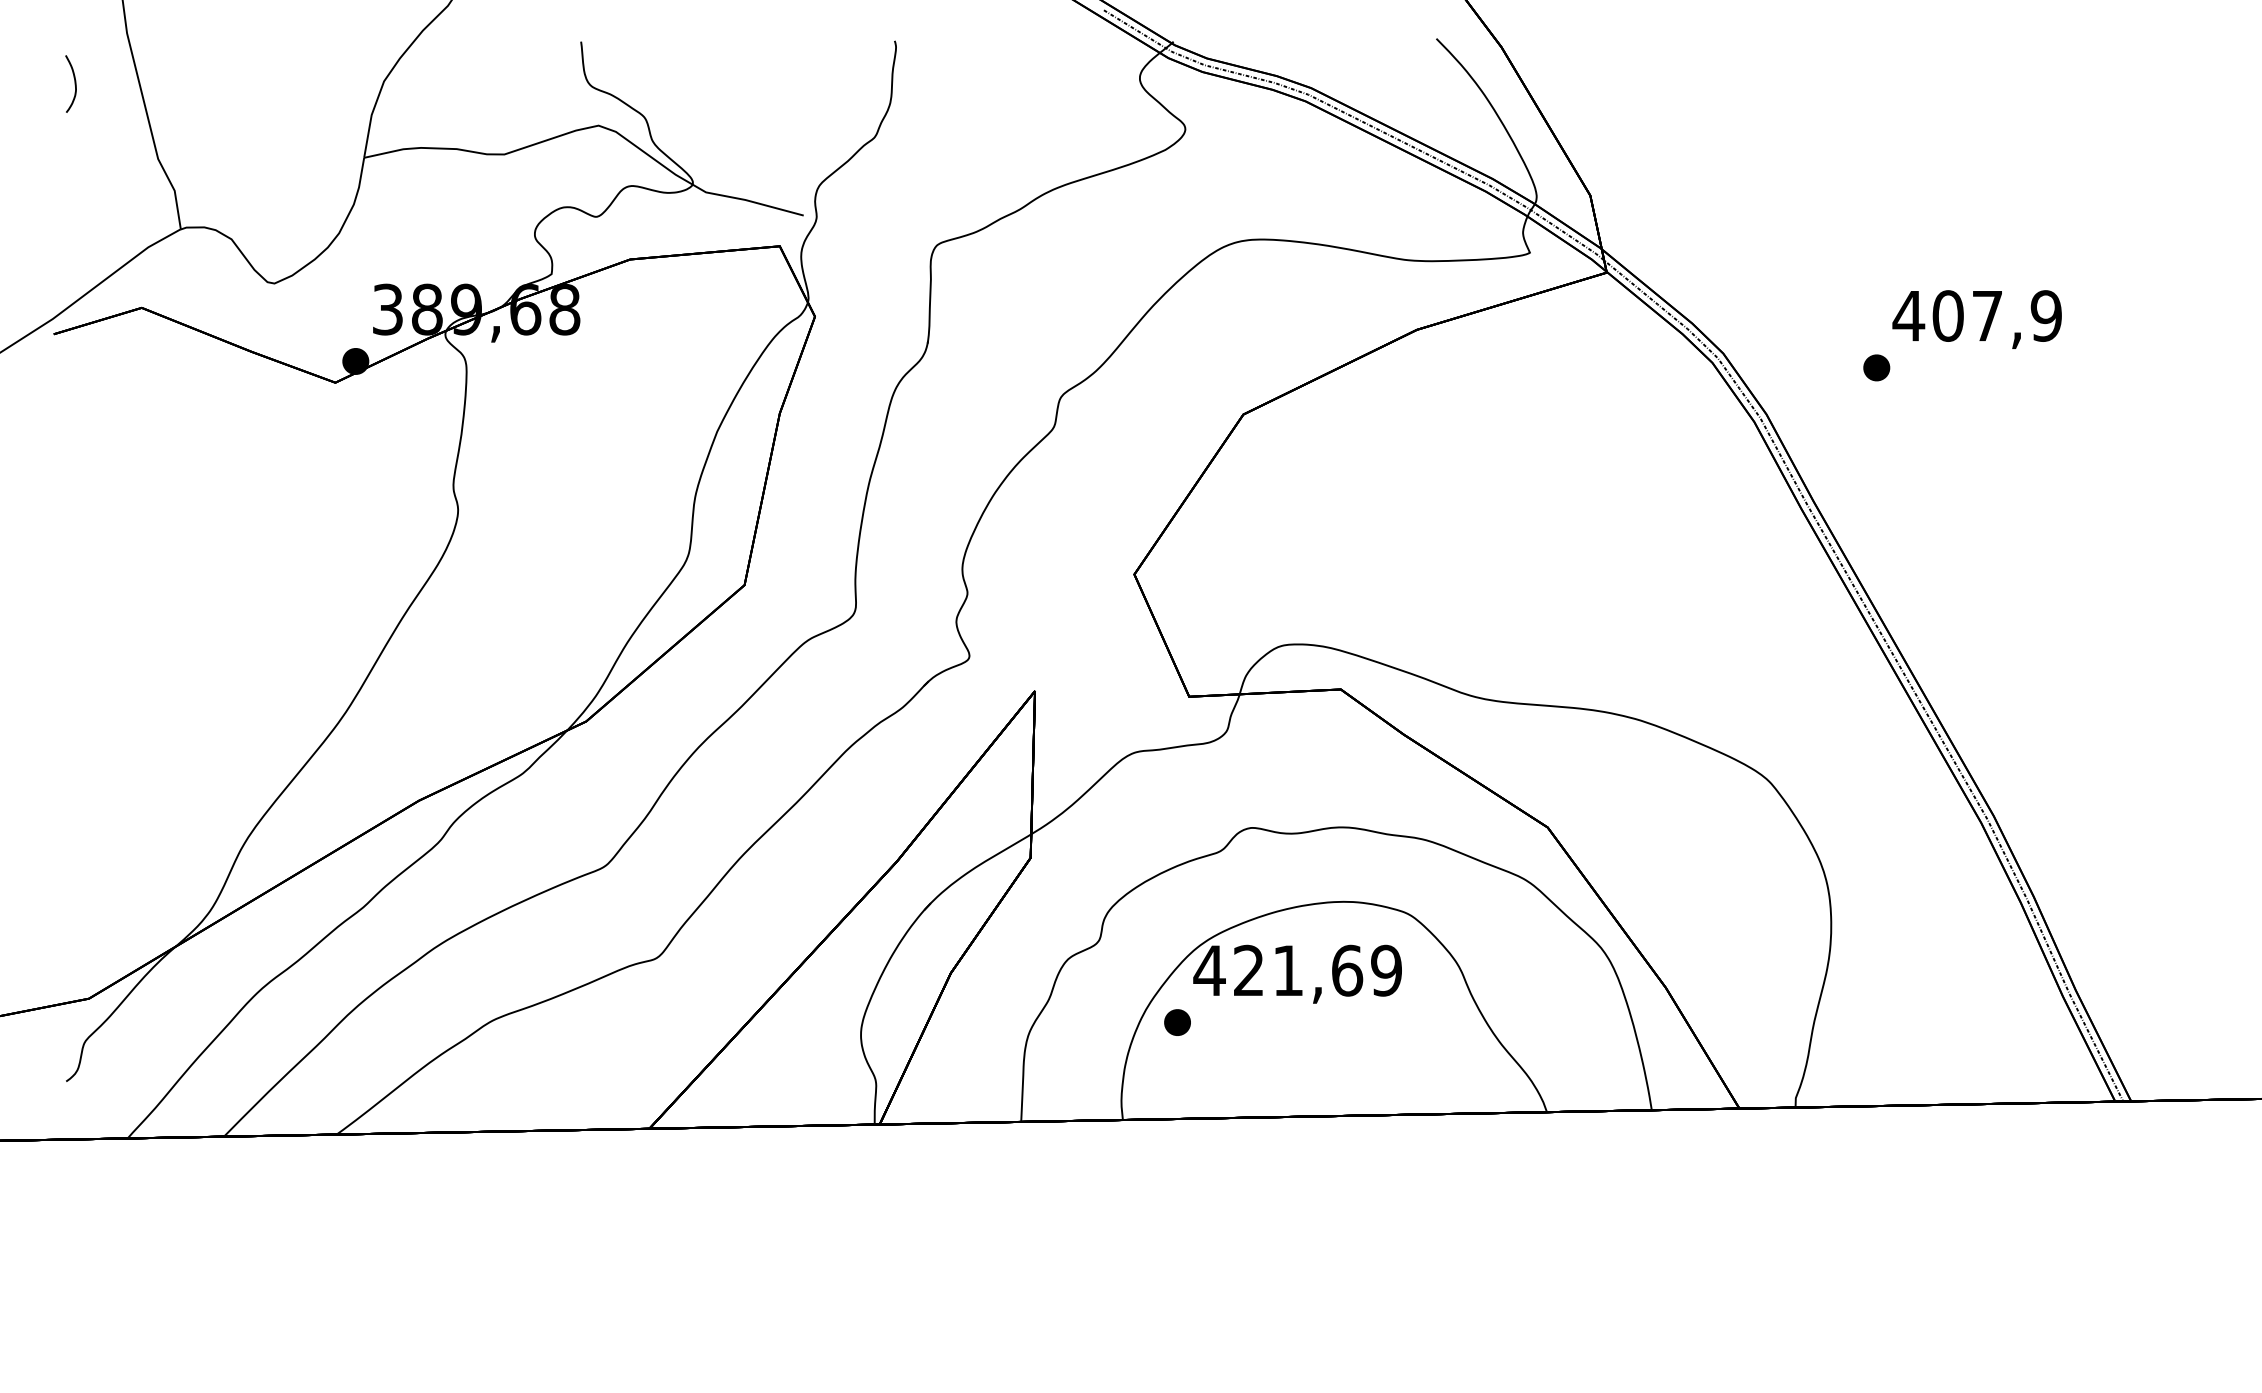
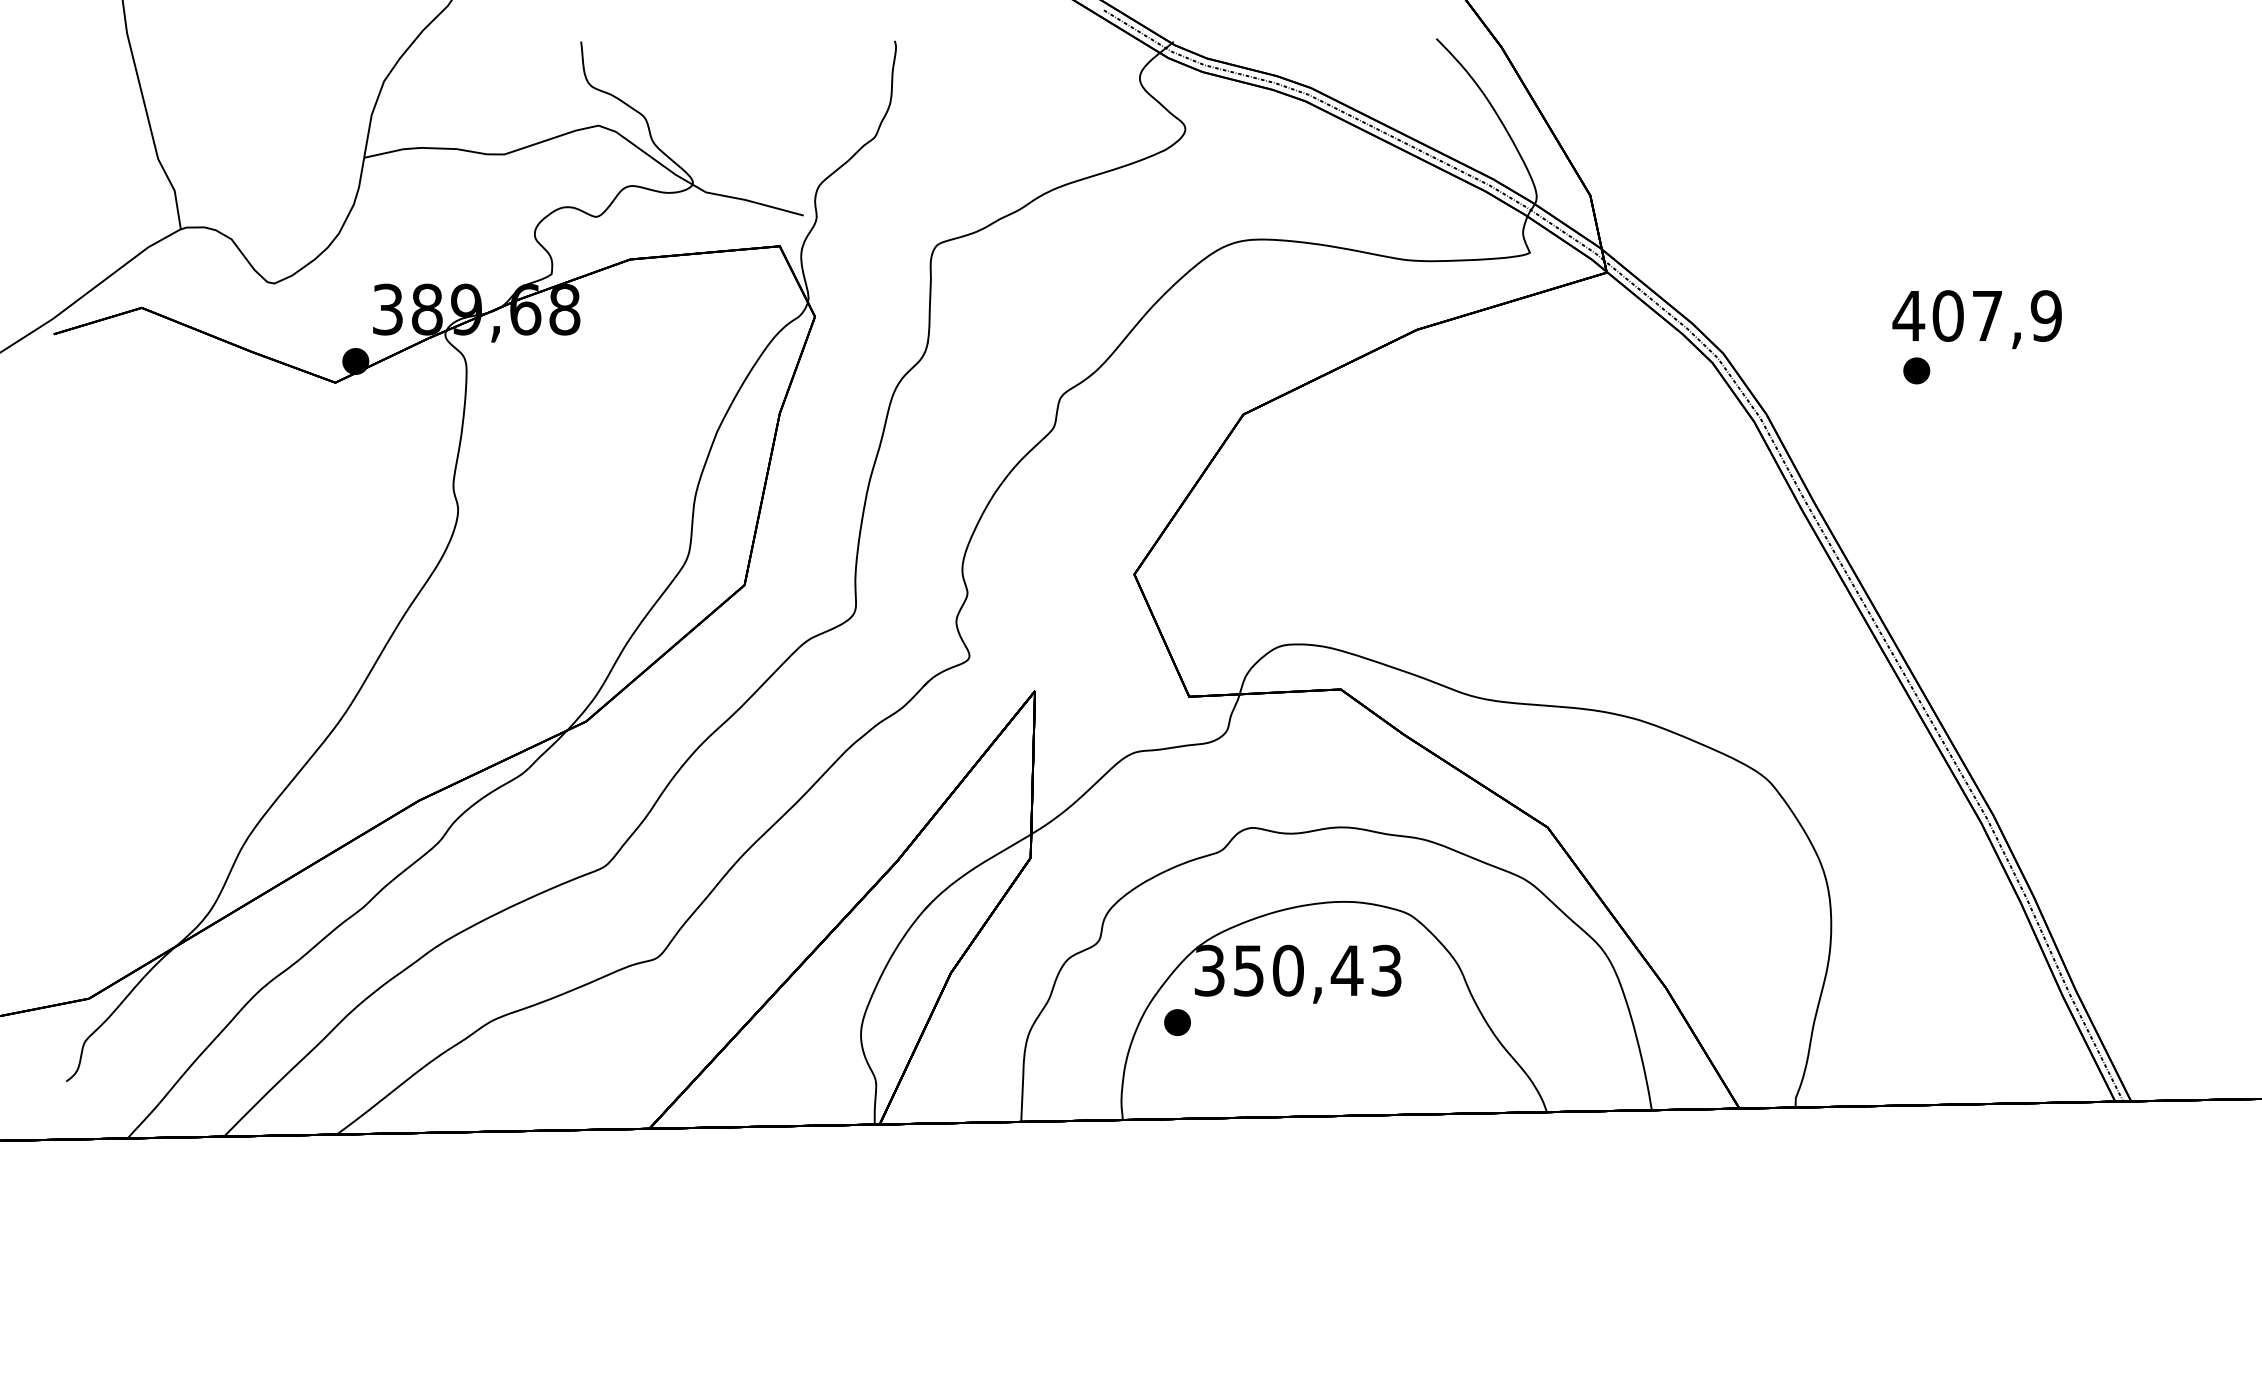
part: present -> none (70, 83)
part position: (1876, 367) -> (1916, 370) (1916, 370)
text: 421,69 -> 350,43 (1297, 970)
